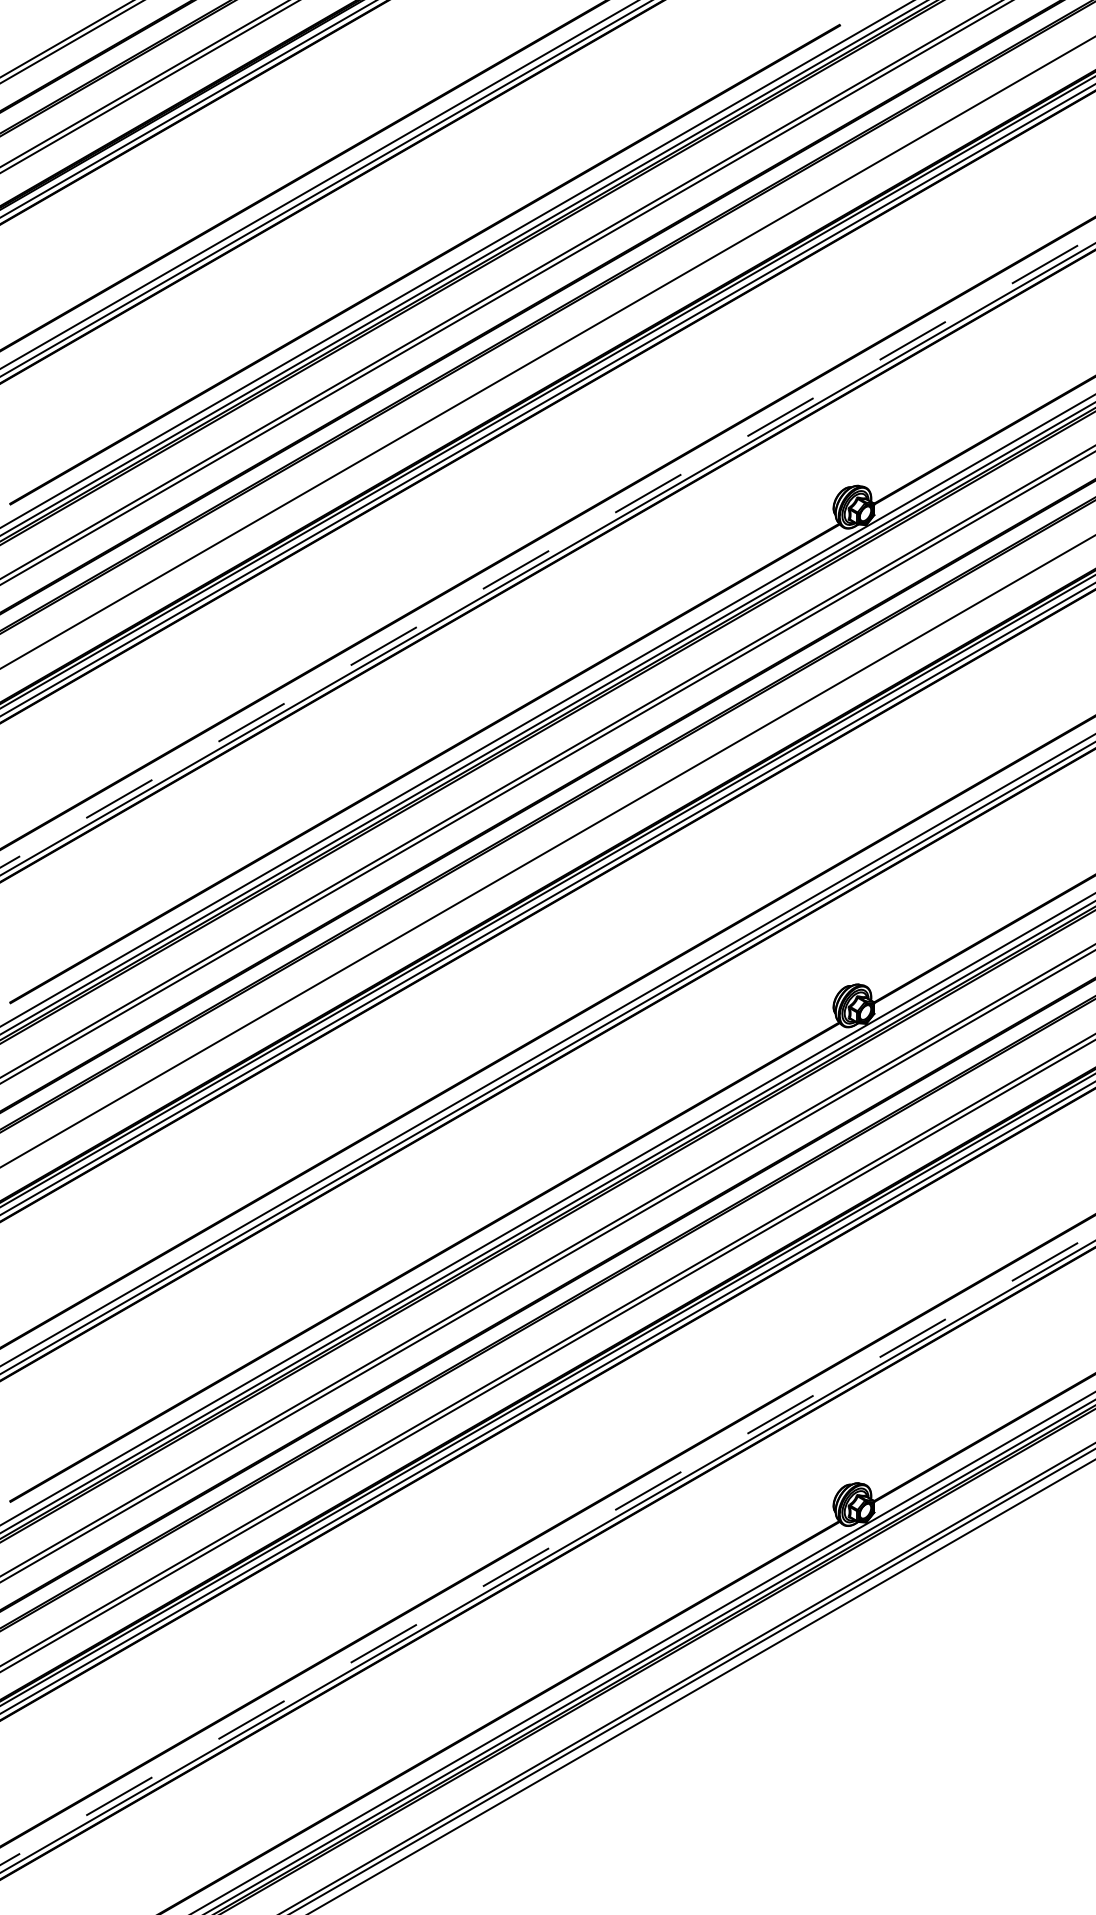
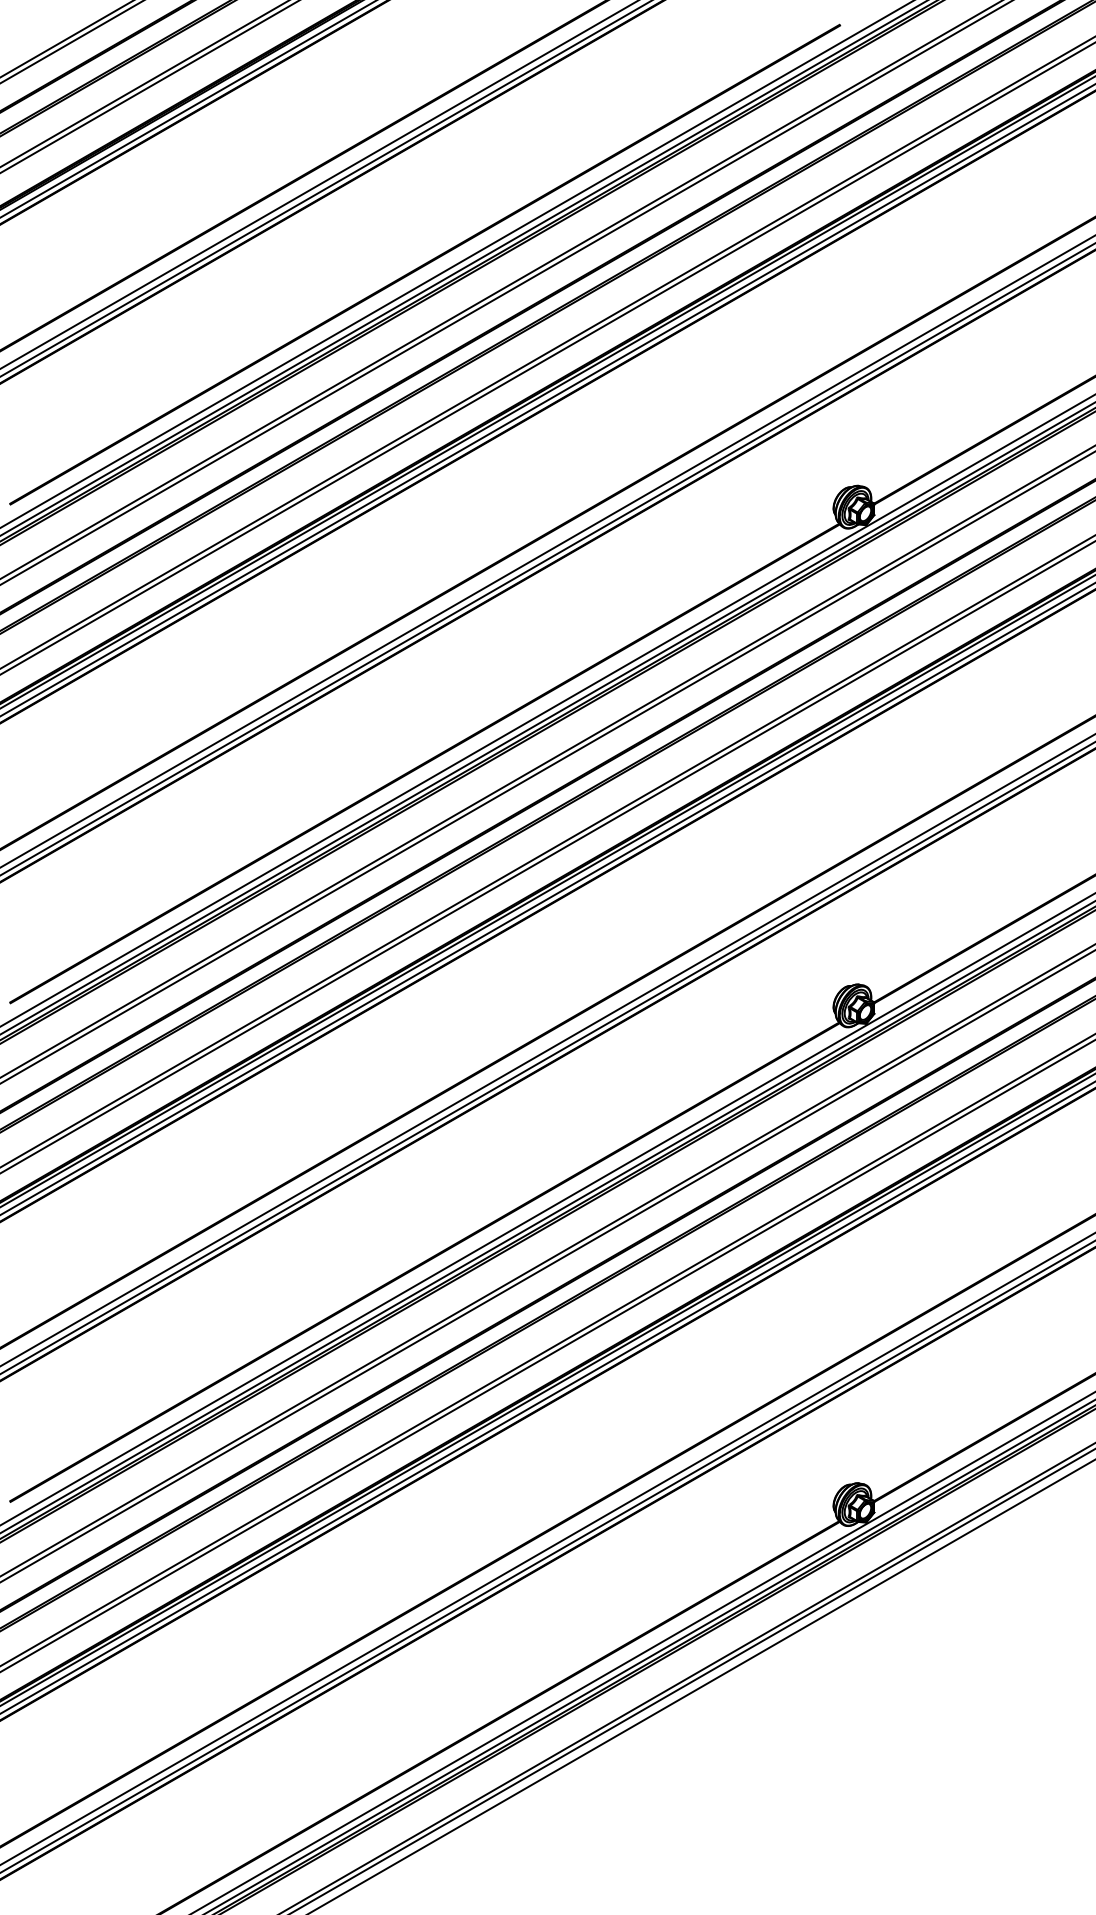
line: none -> present (547, 358)
line: dashed -> solid (547, 551)
line: none -> present (547, 857)
line: dashed -> solid (547, 1548)
